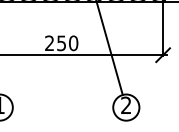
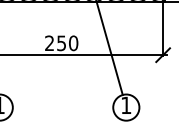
text: 2 -> 1 (126, 104)
